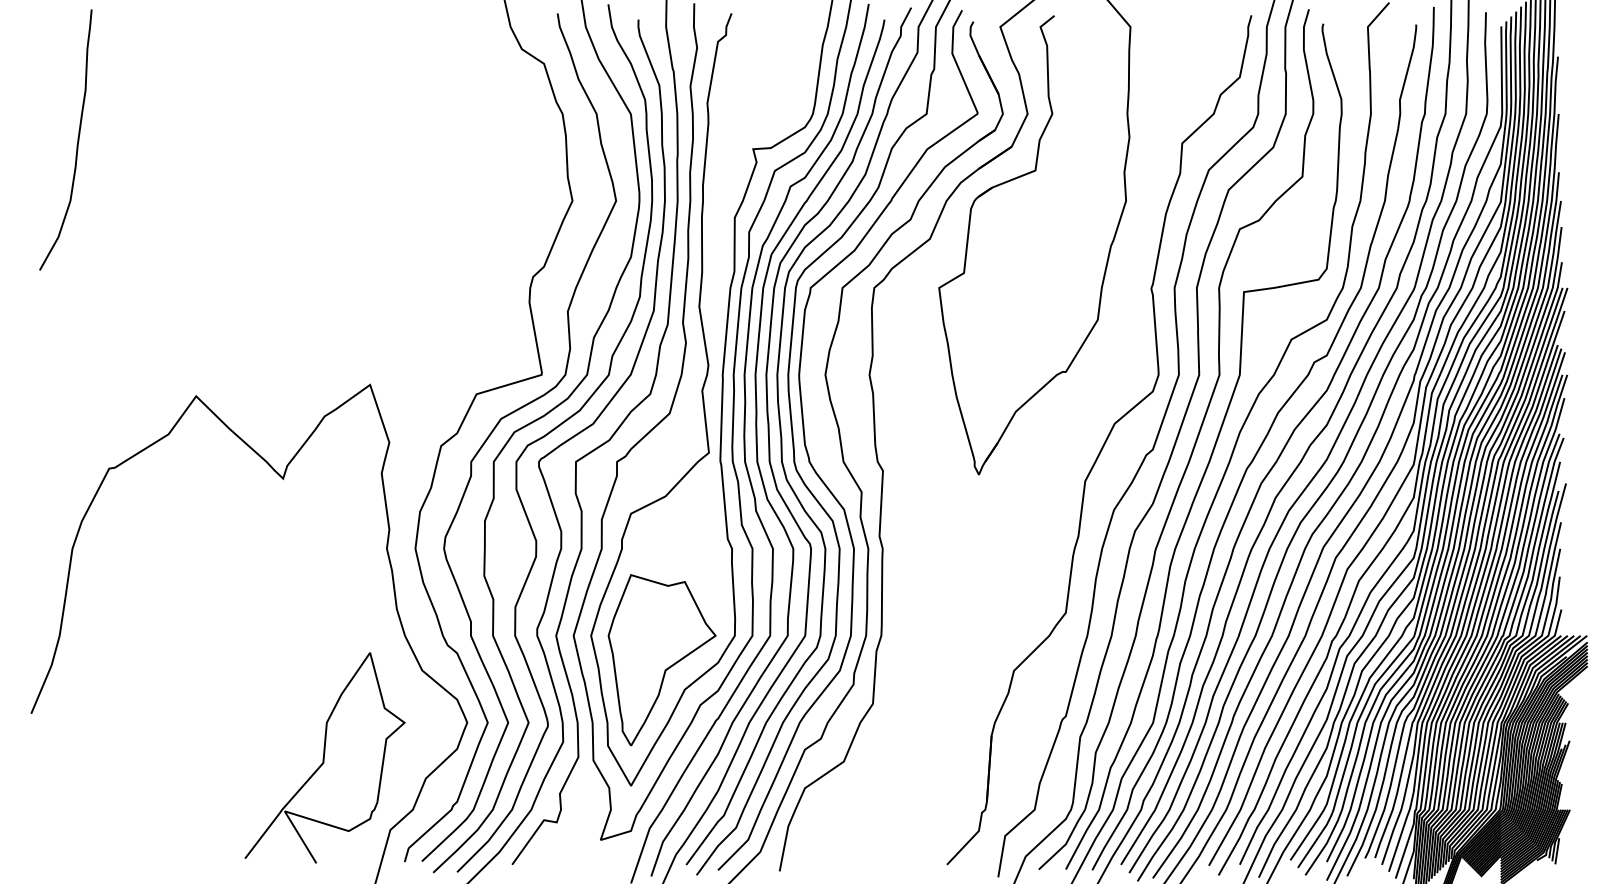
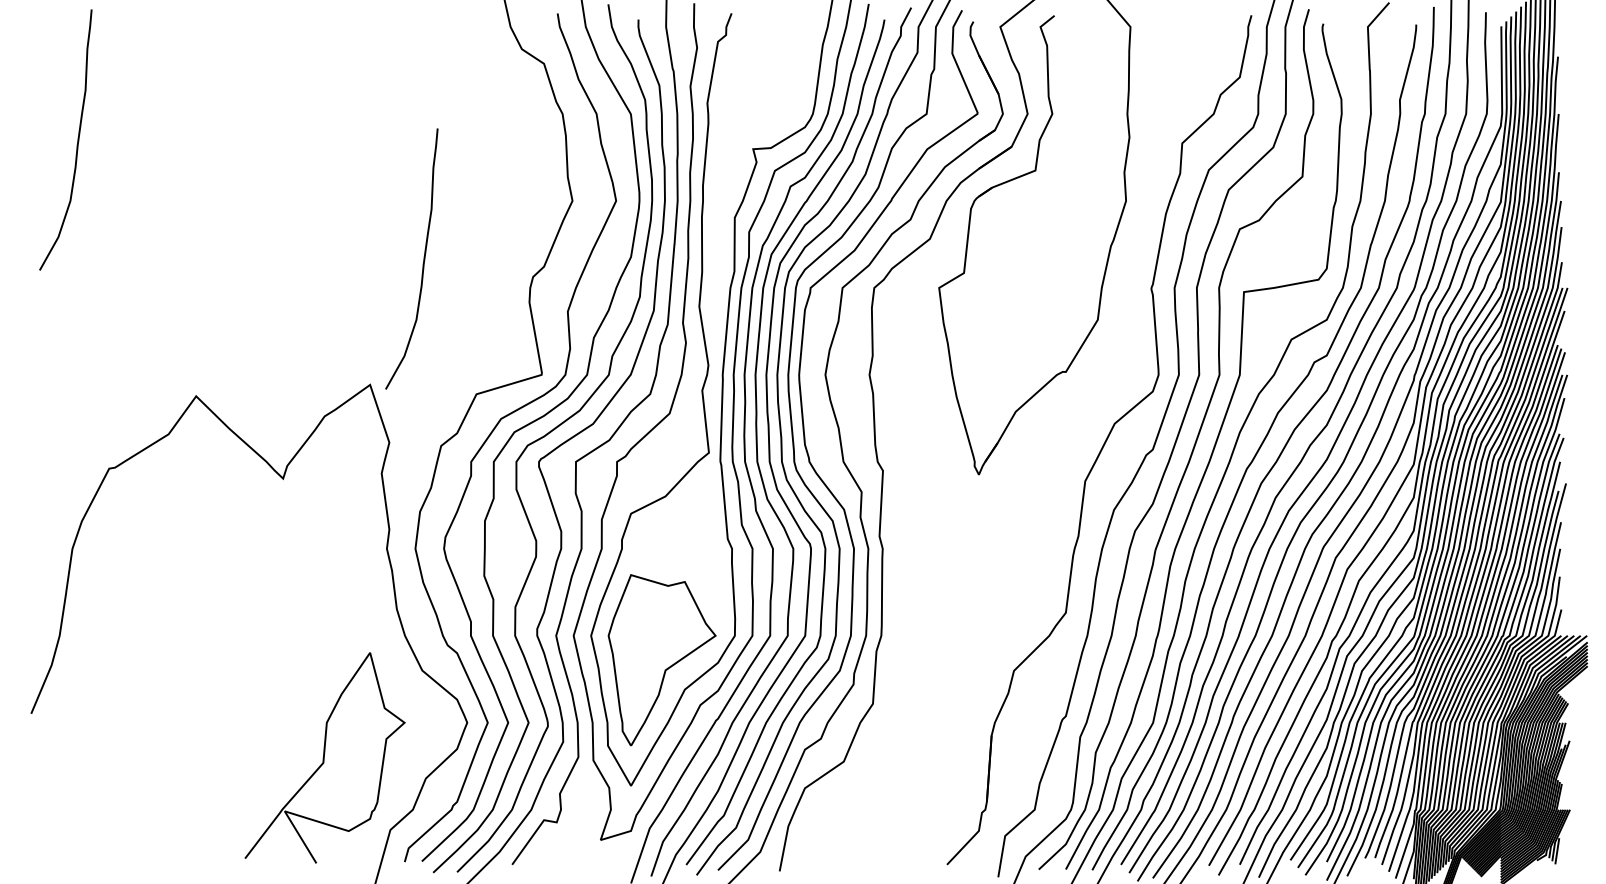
curve: none -> present (423, 258)
